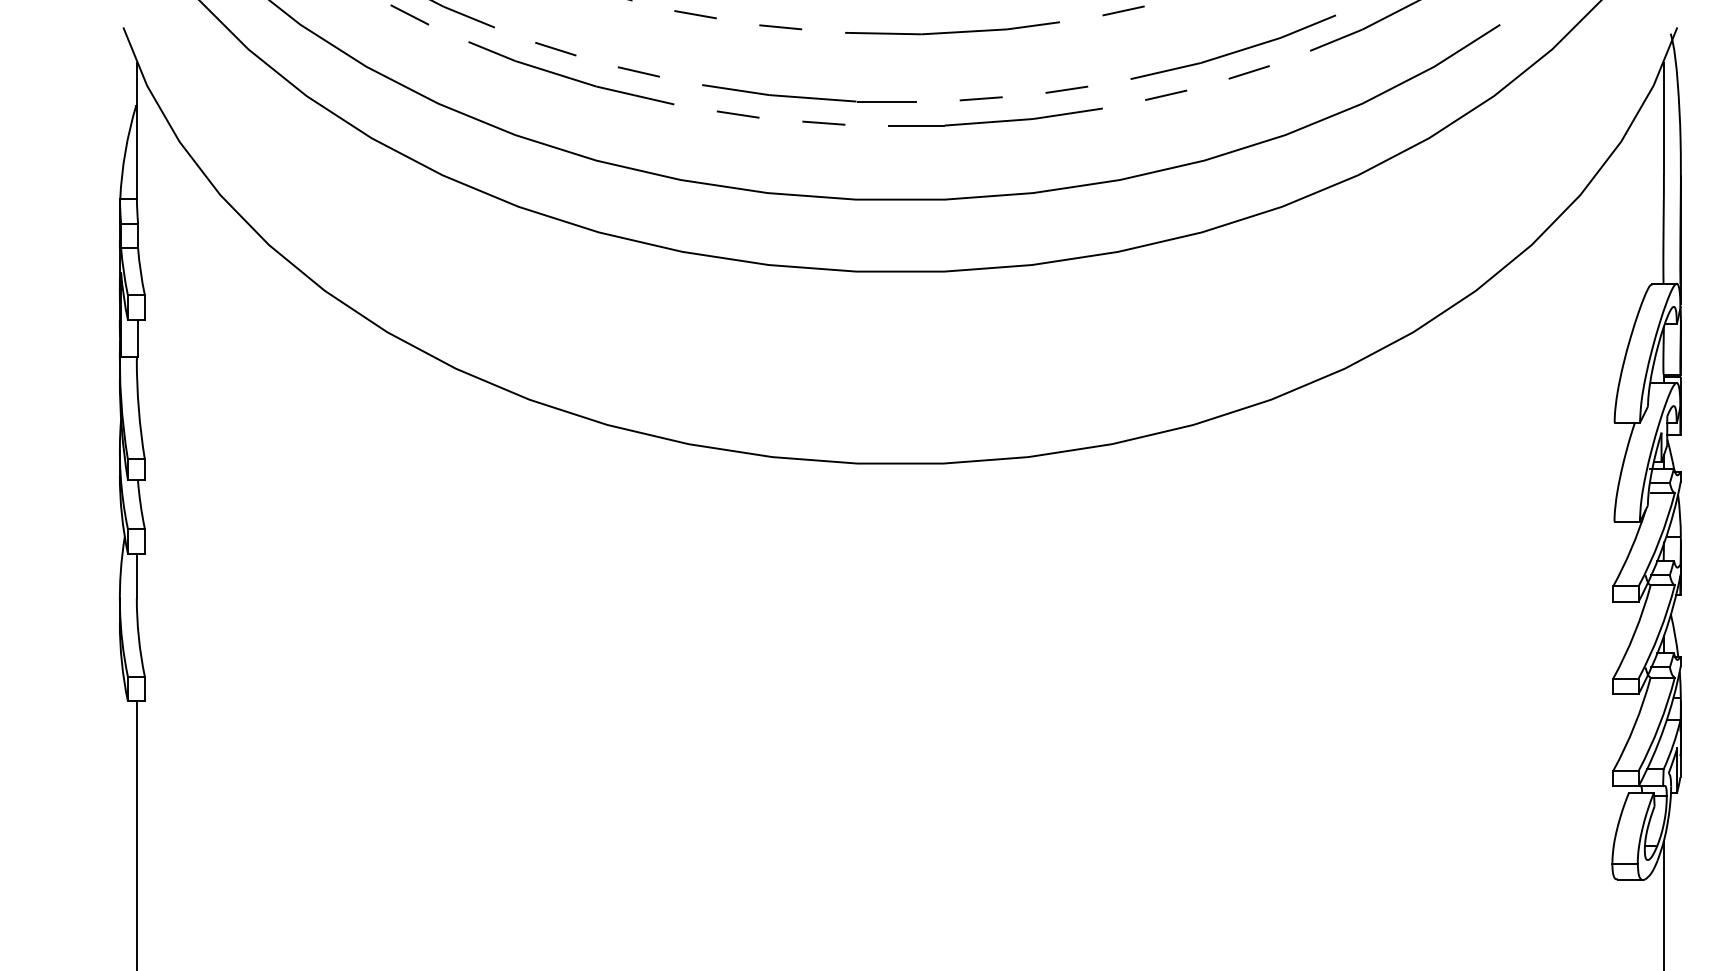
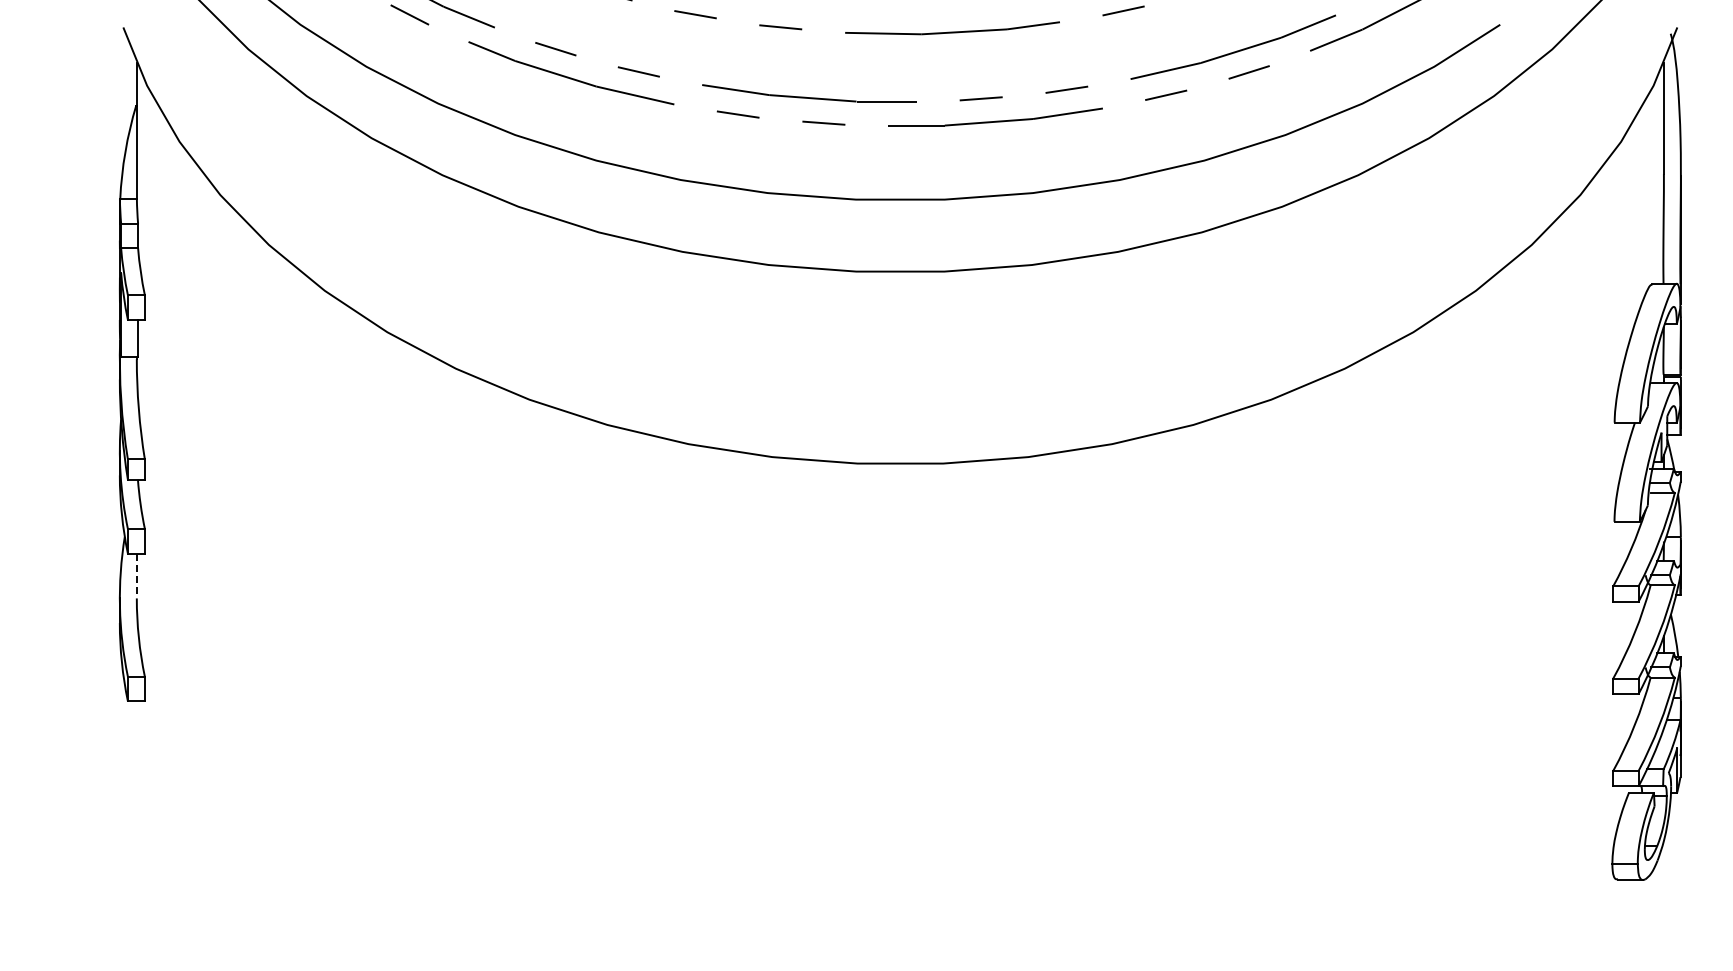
line: solid -> dashed (136, 576)
line: present -> none (136, 834)
line: present -> none (1663, 903)
